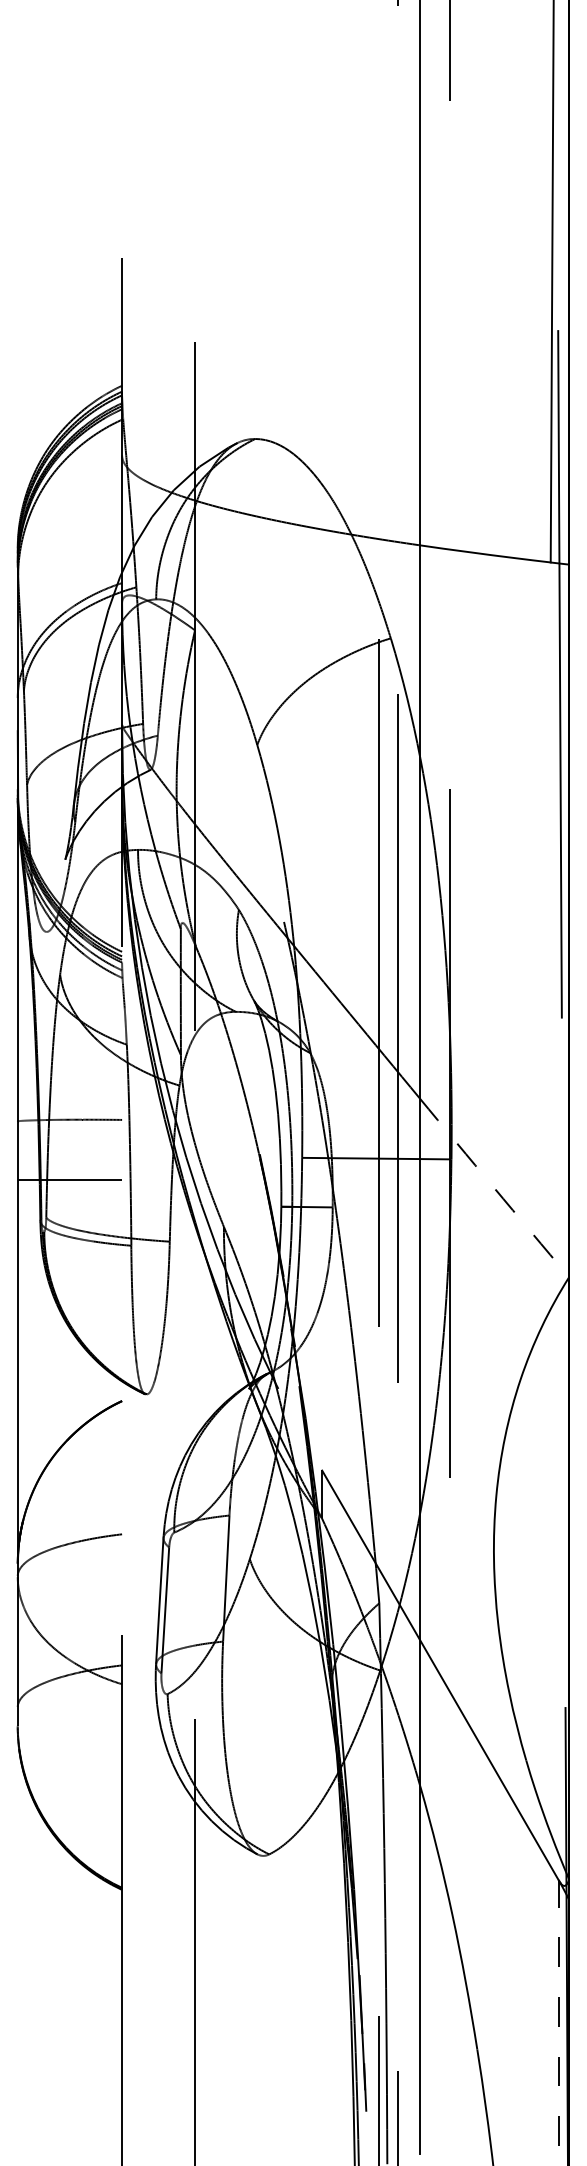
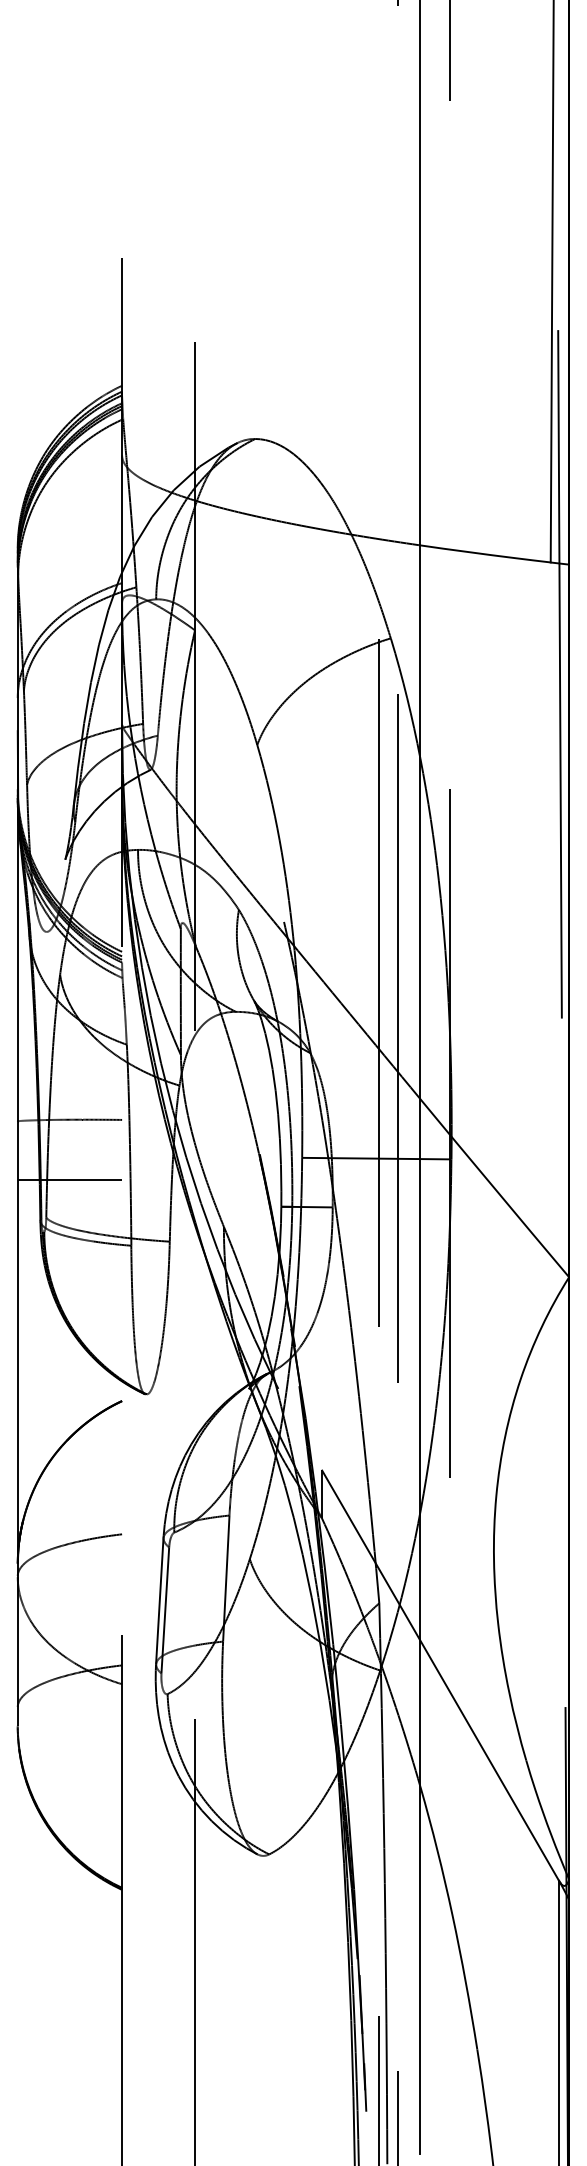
arc: dashed -> solid (494, 1187)
line: dashed -> solid (559, 2022)
